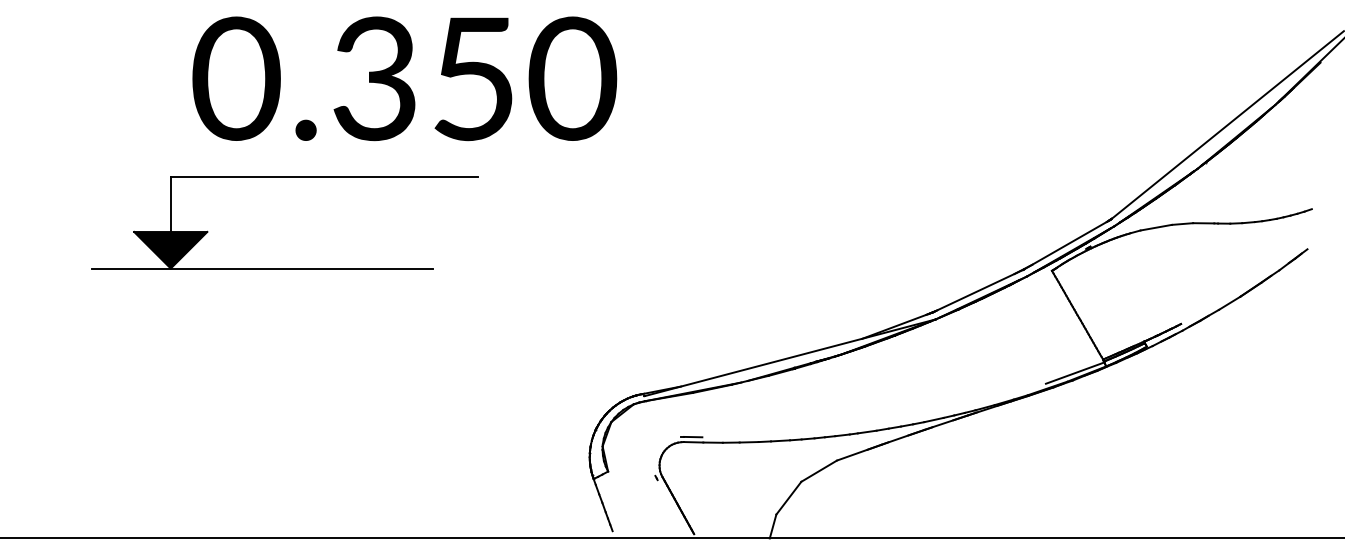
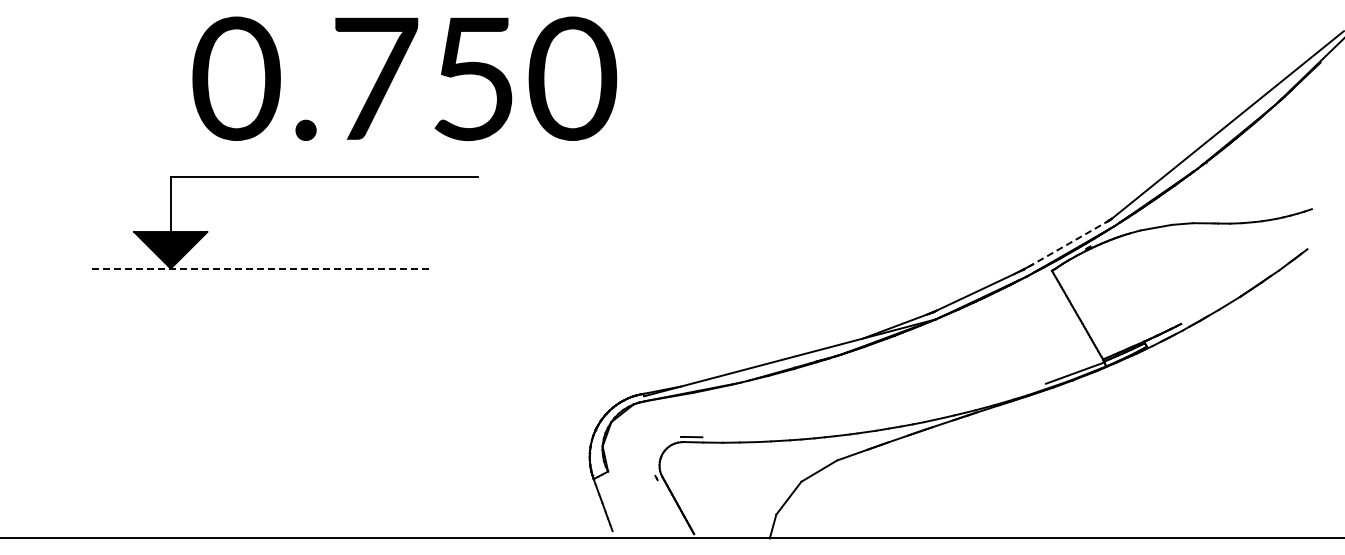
text: 0.350 -> 0.750 (375, 78)
line: solid -> dashed (1066, 245)
line: solid -> dashed (263, 268)
